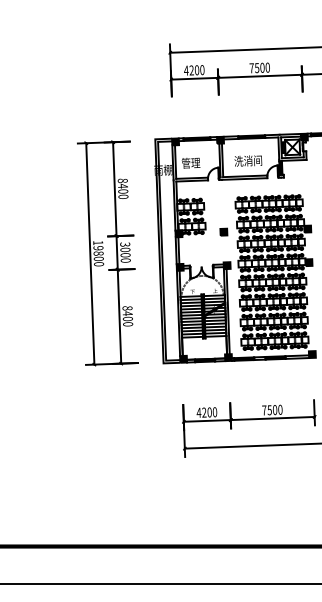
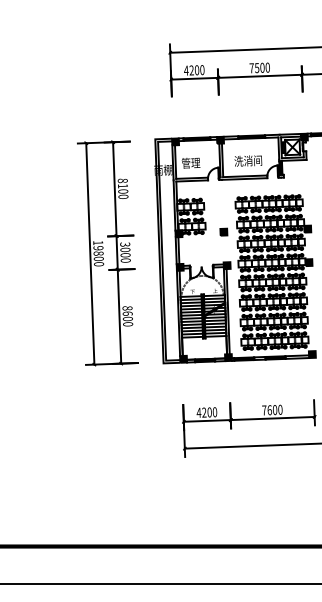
text: 8400 -> 8100 (122, 185)
text: 8400 -> 8600 (127, 313)
text: 7500 -> 7600 (269, 410)
